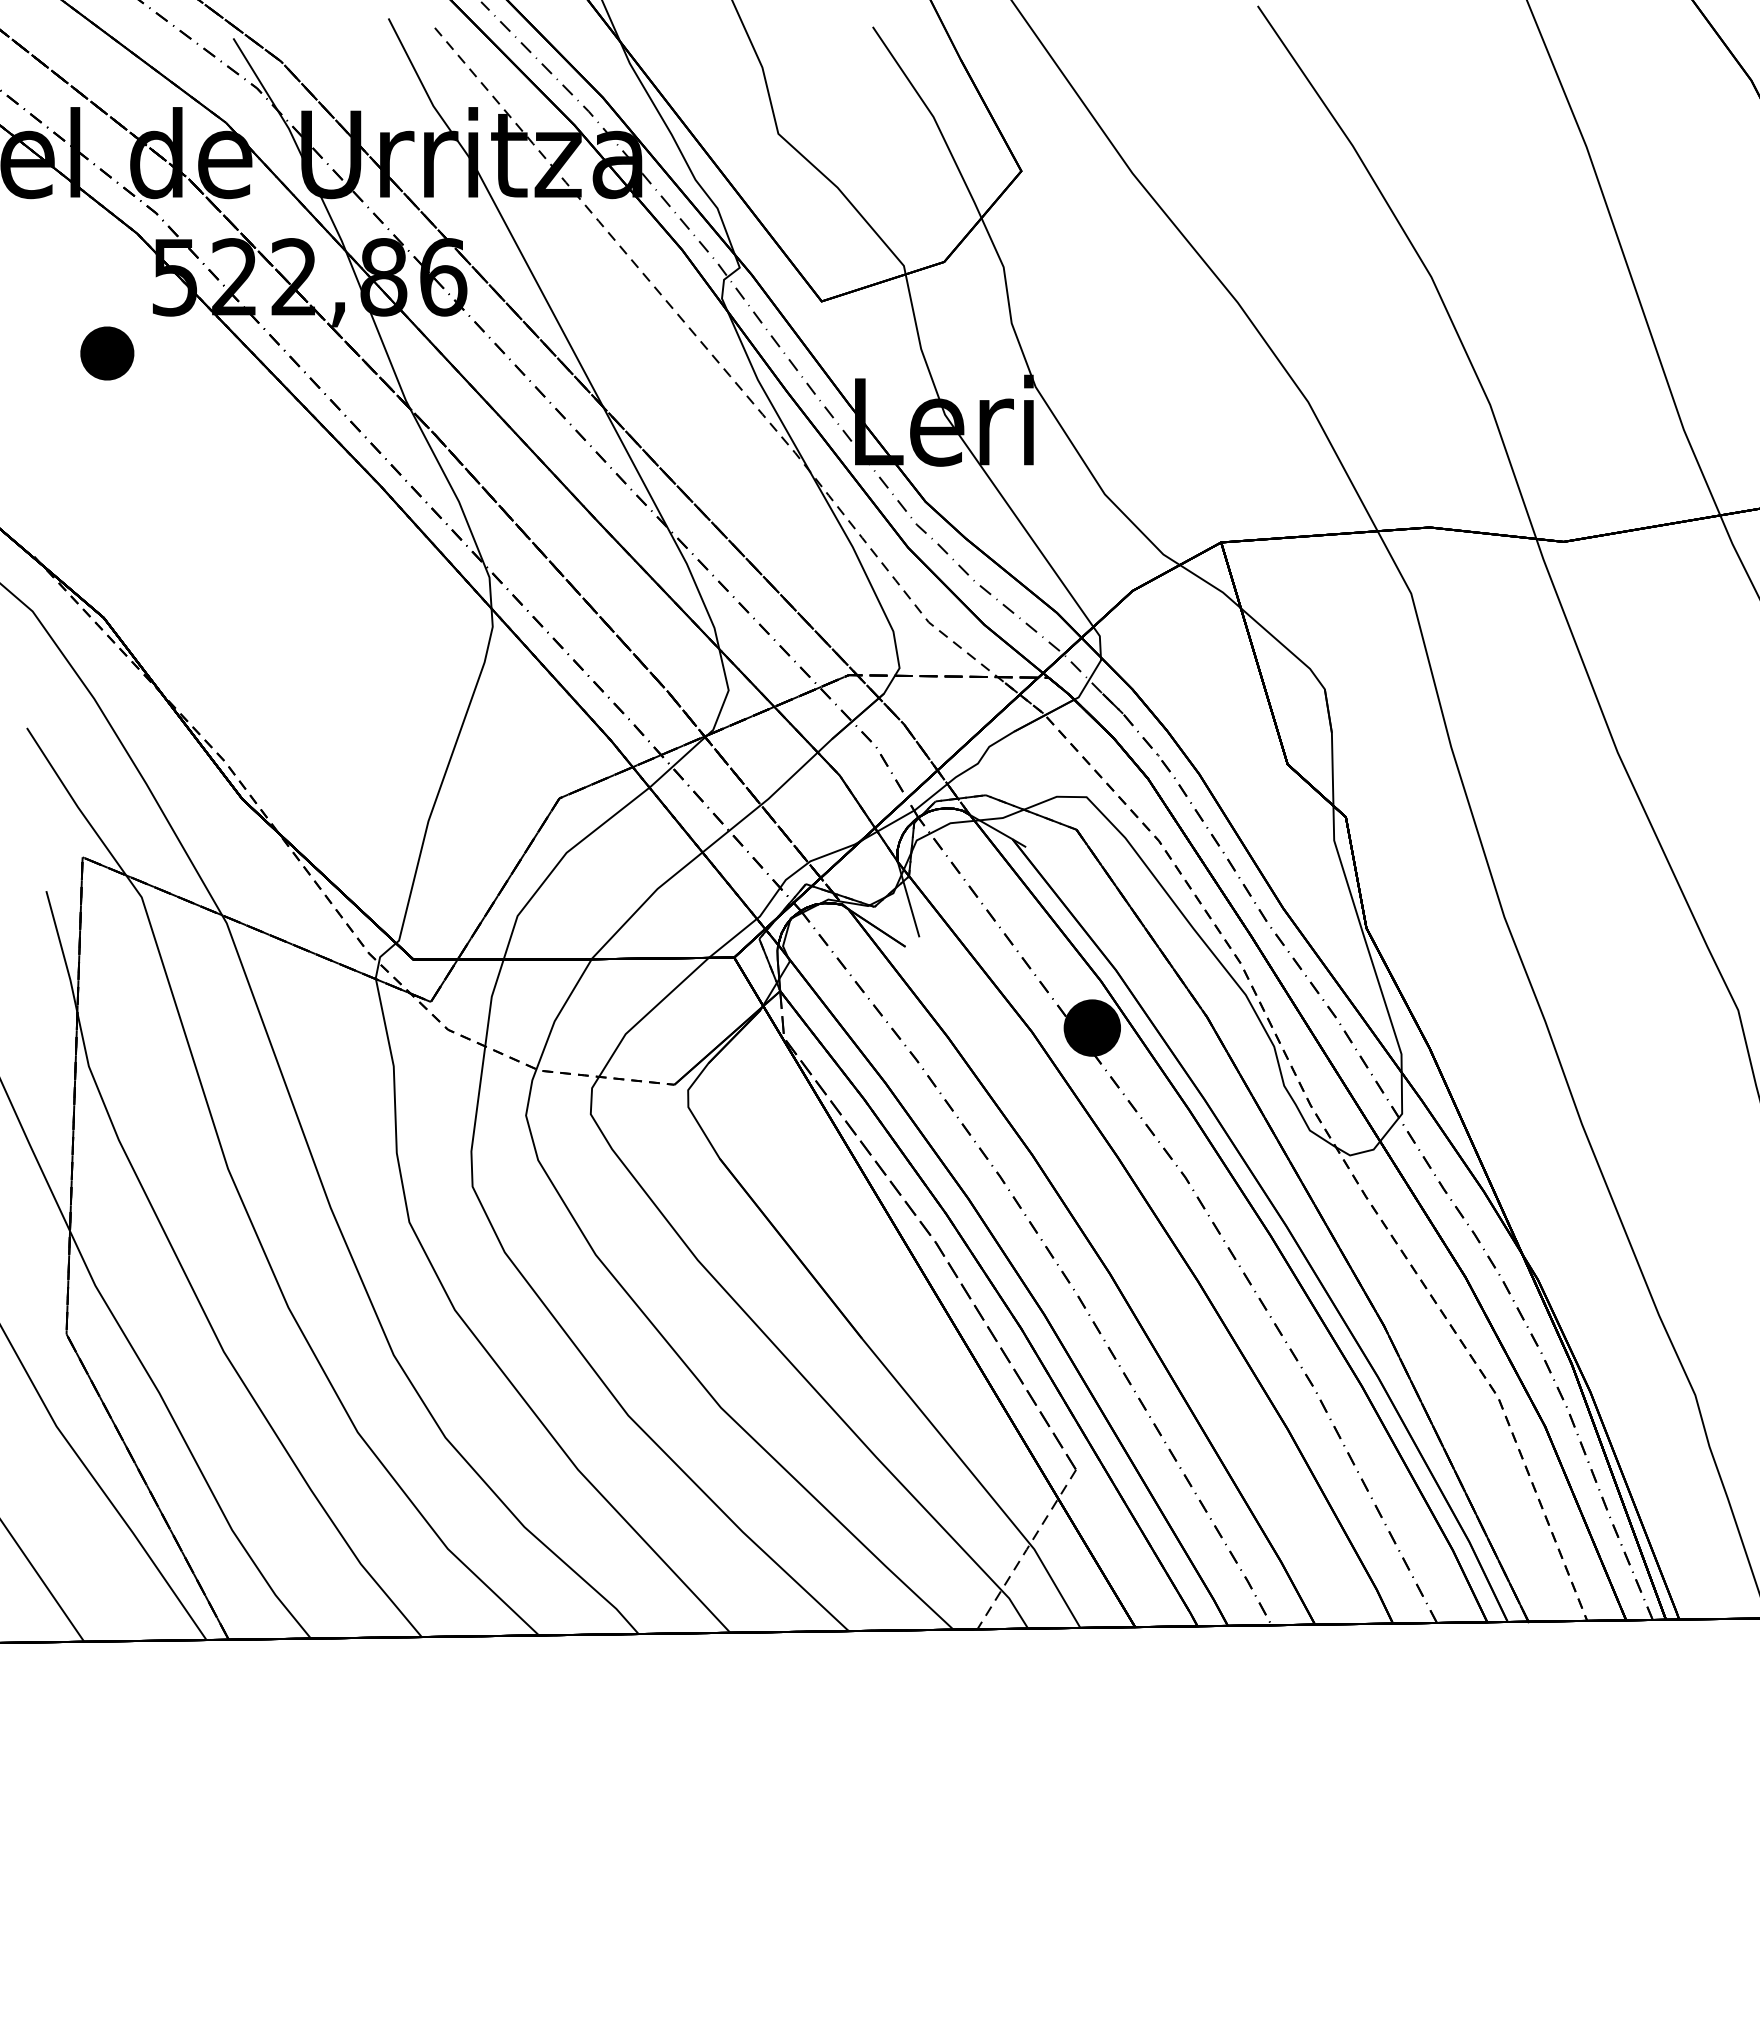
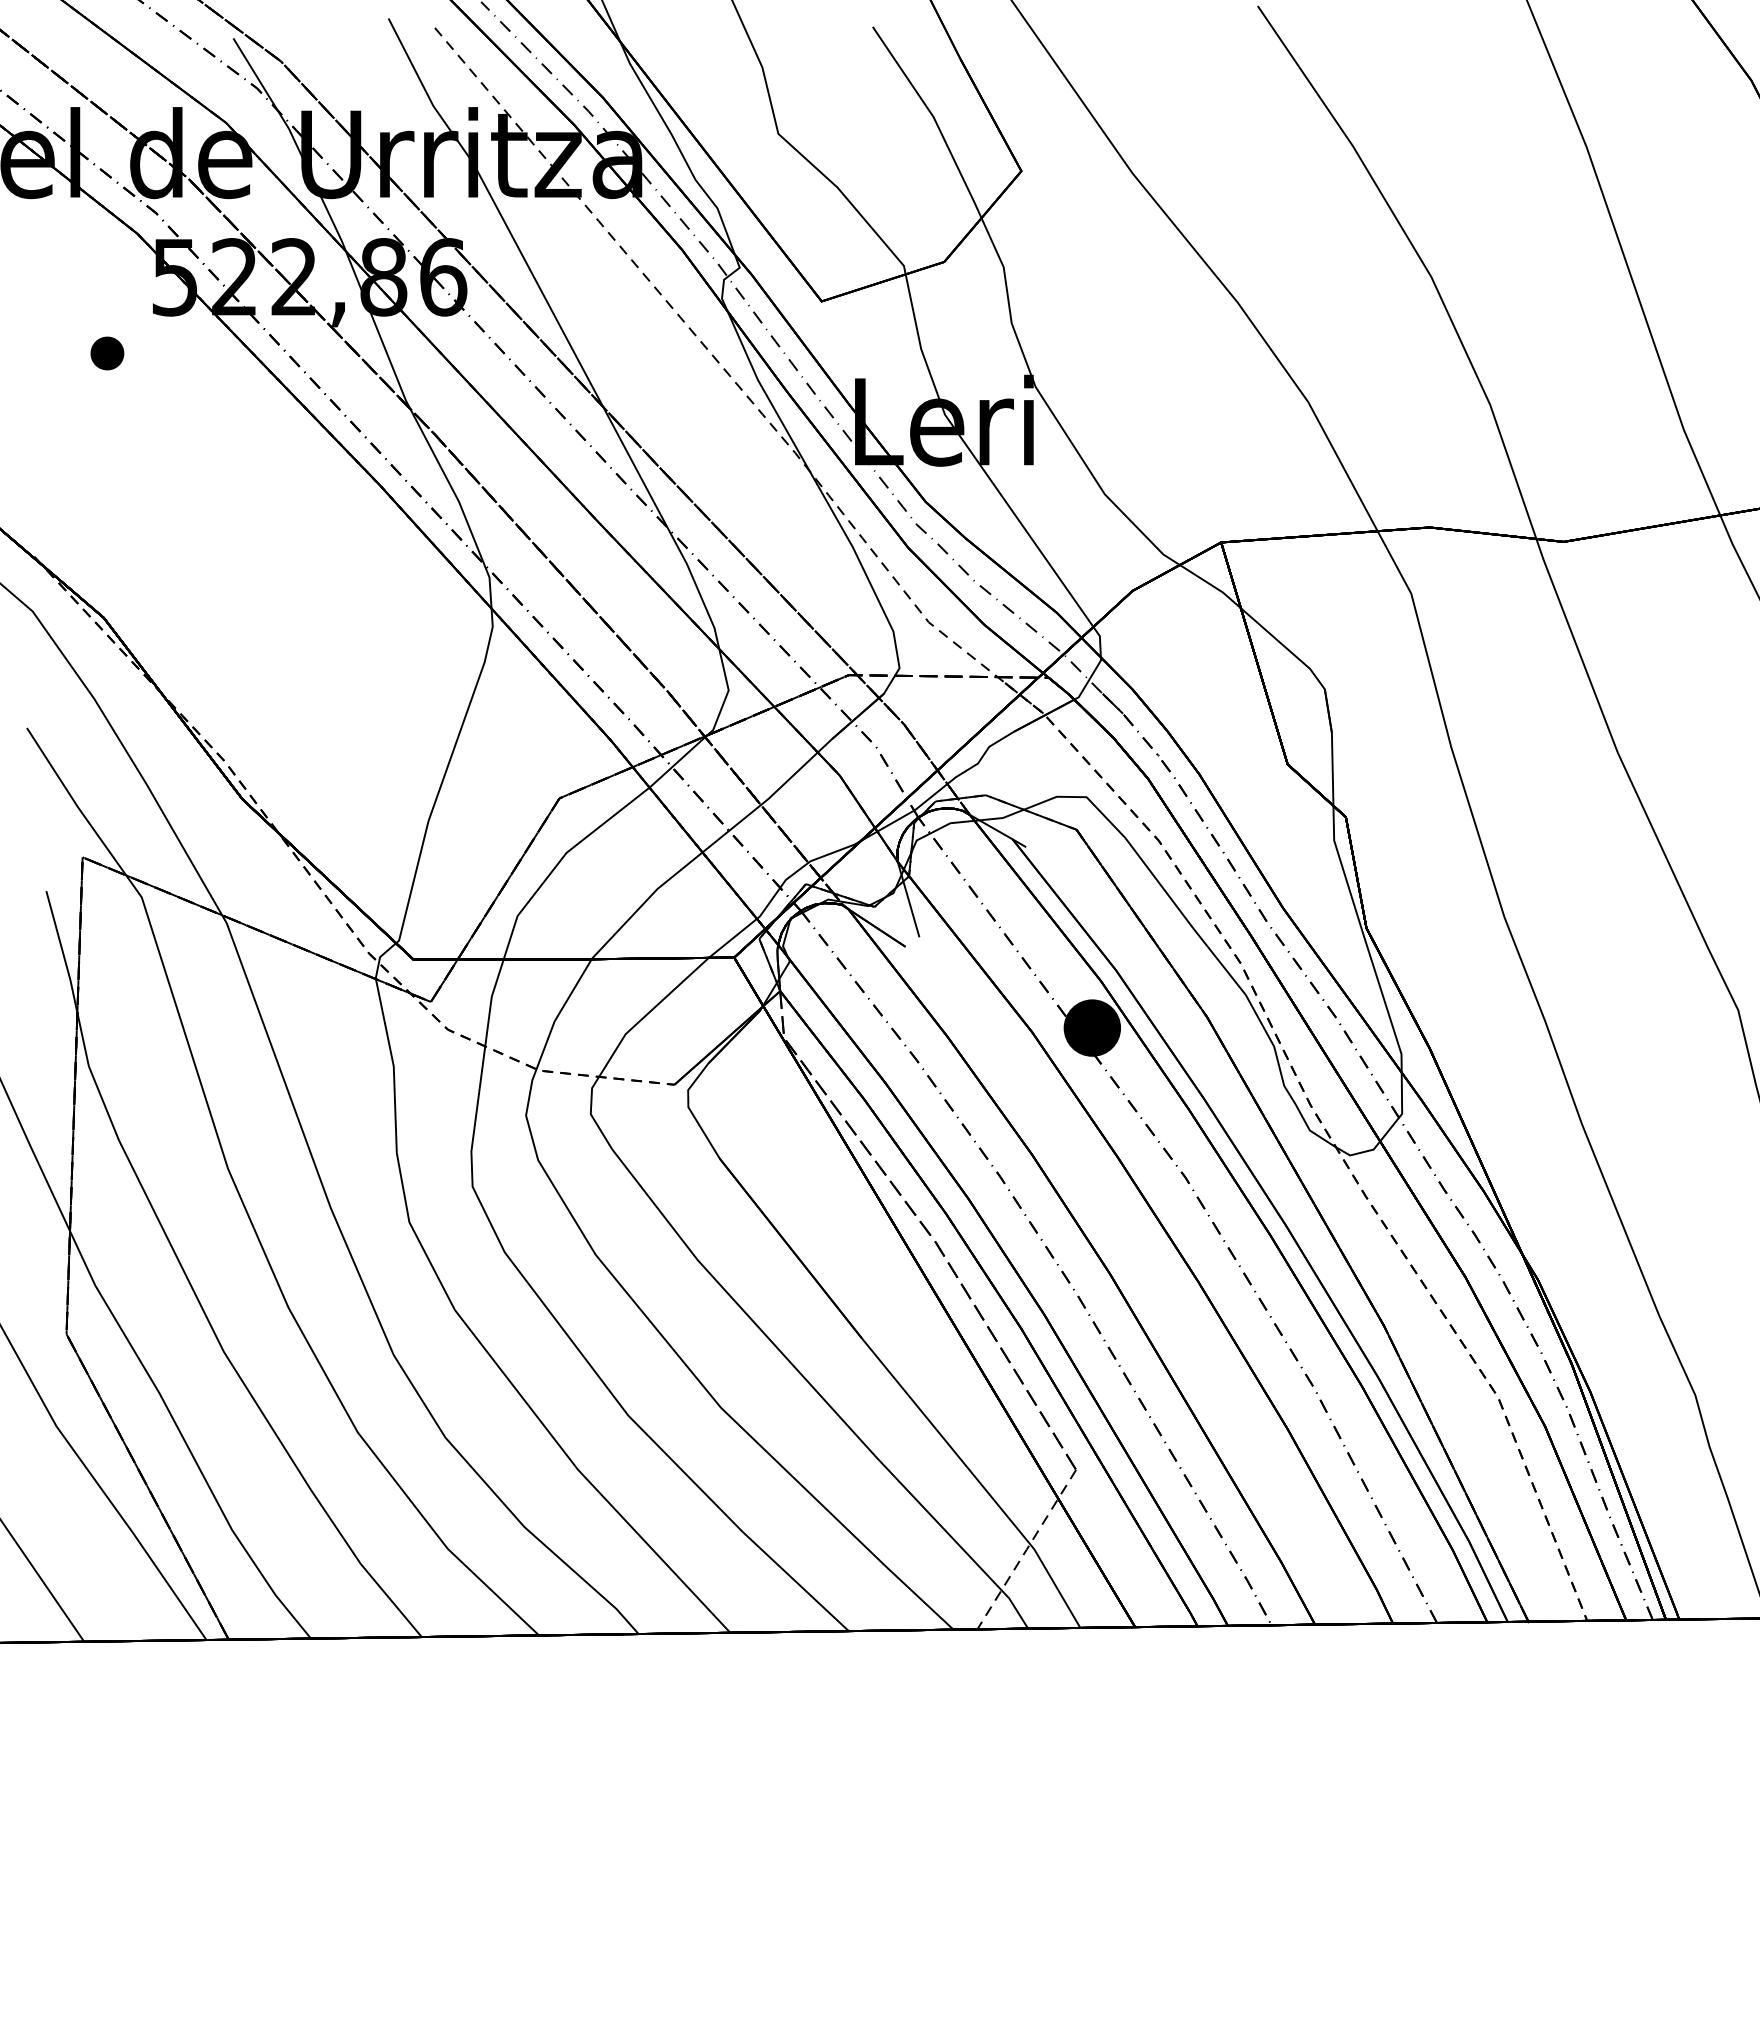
part size: 55x55 px -> 35x35 px (107, 353)
